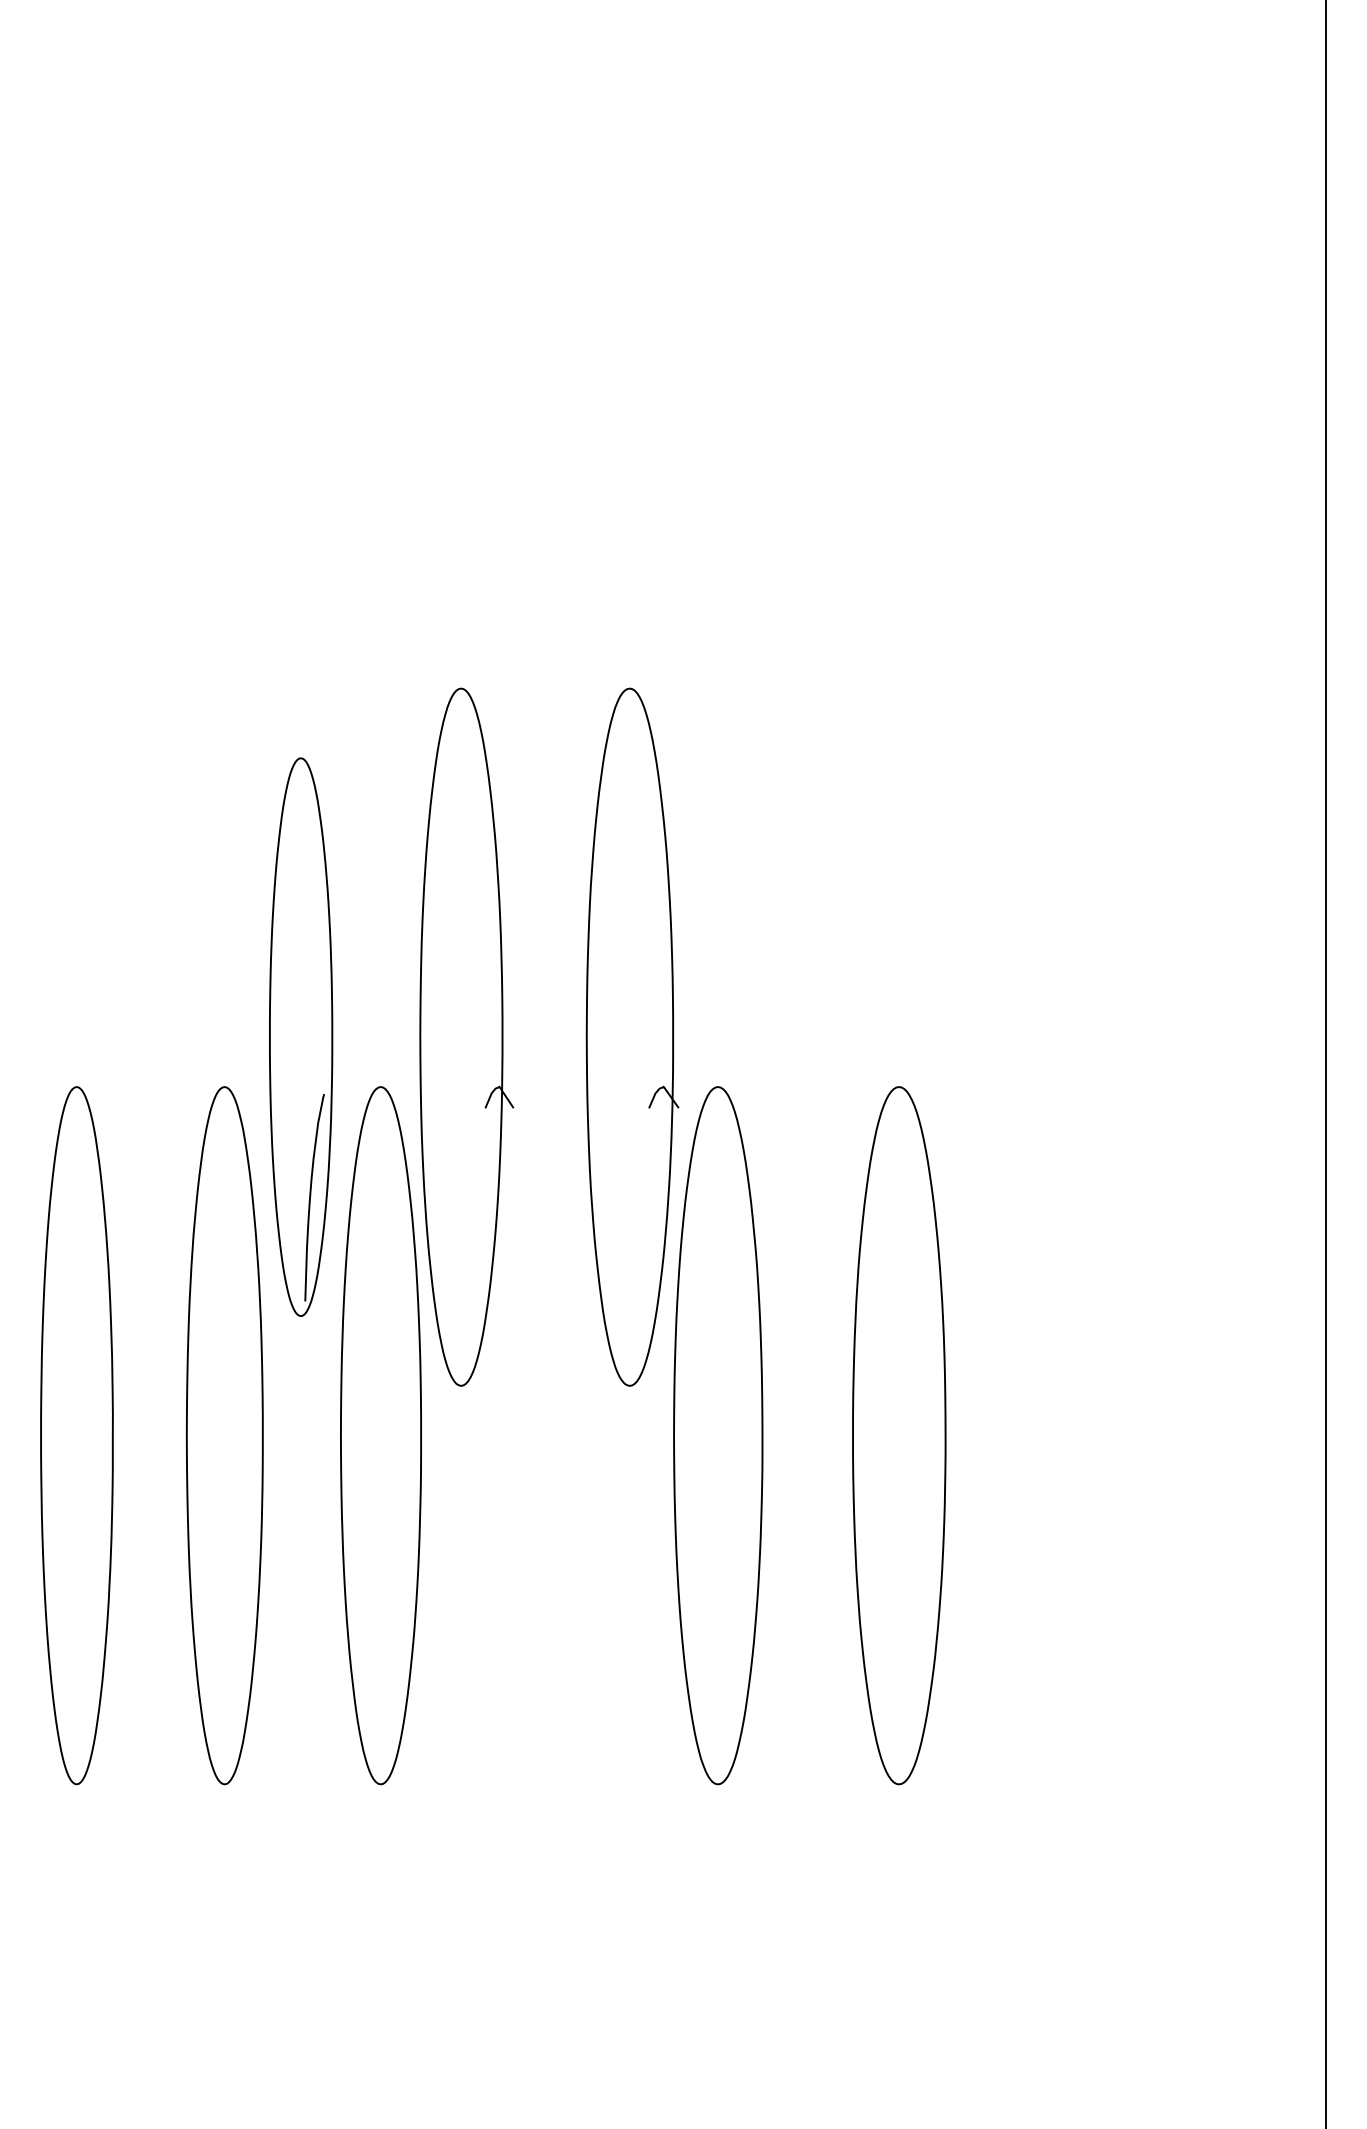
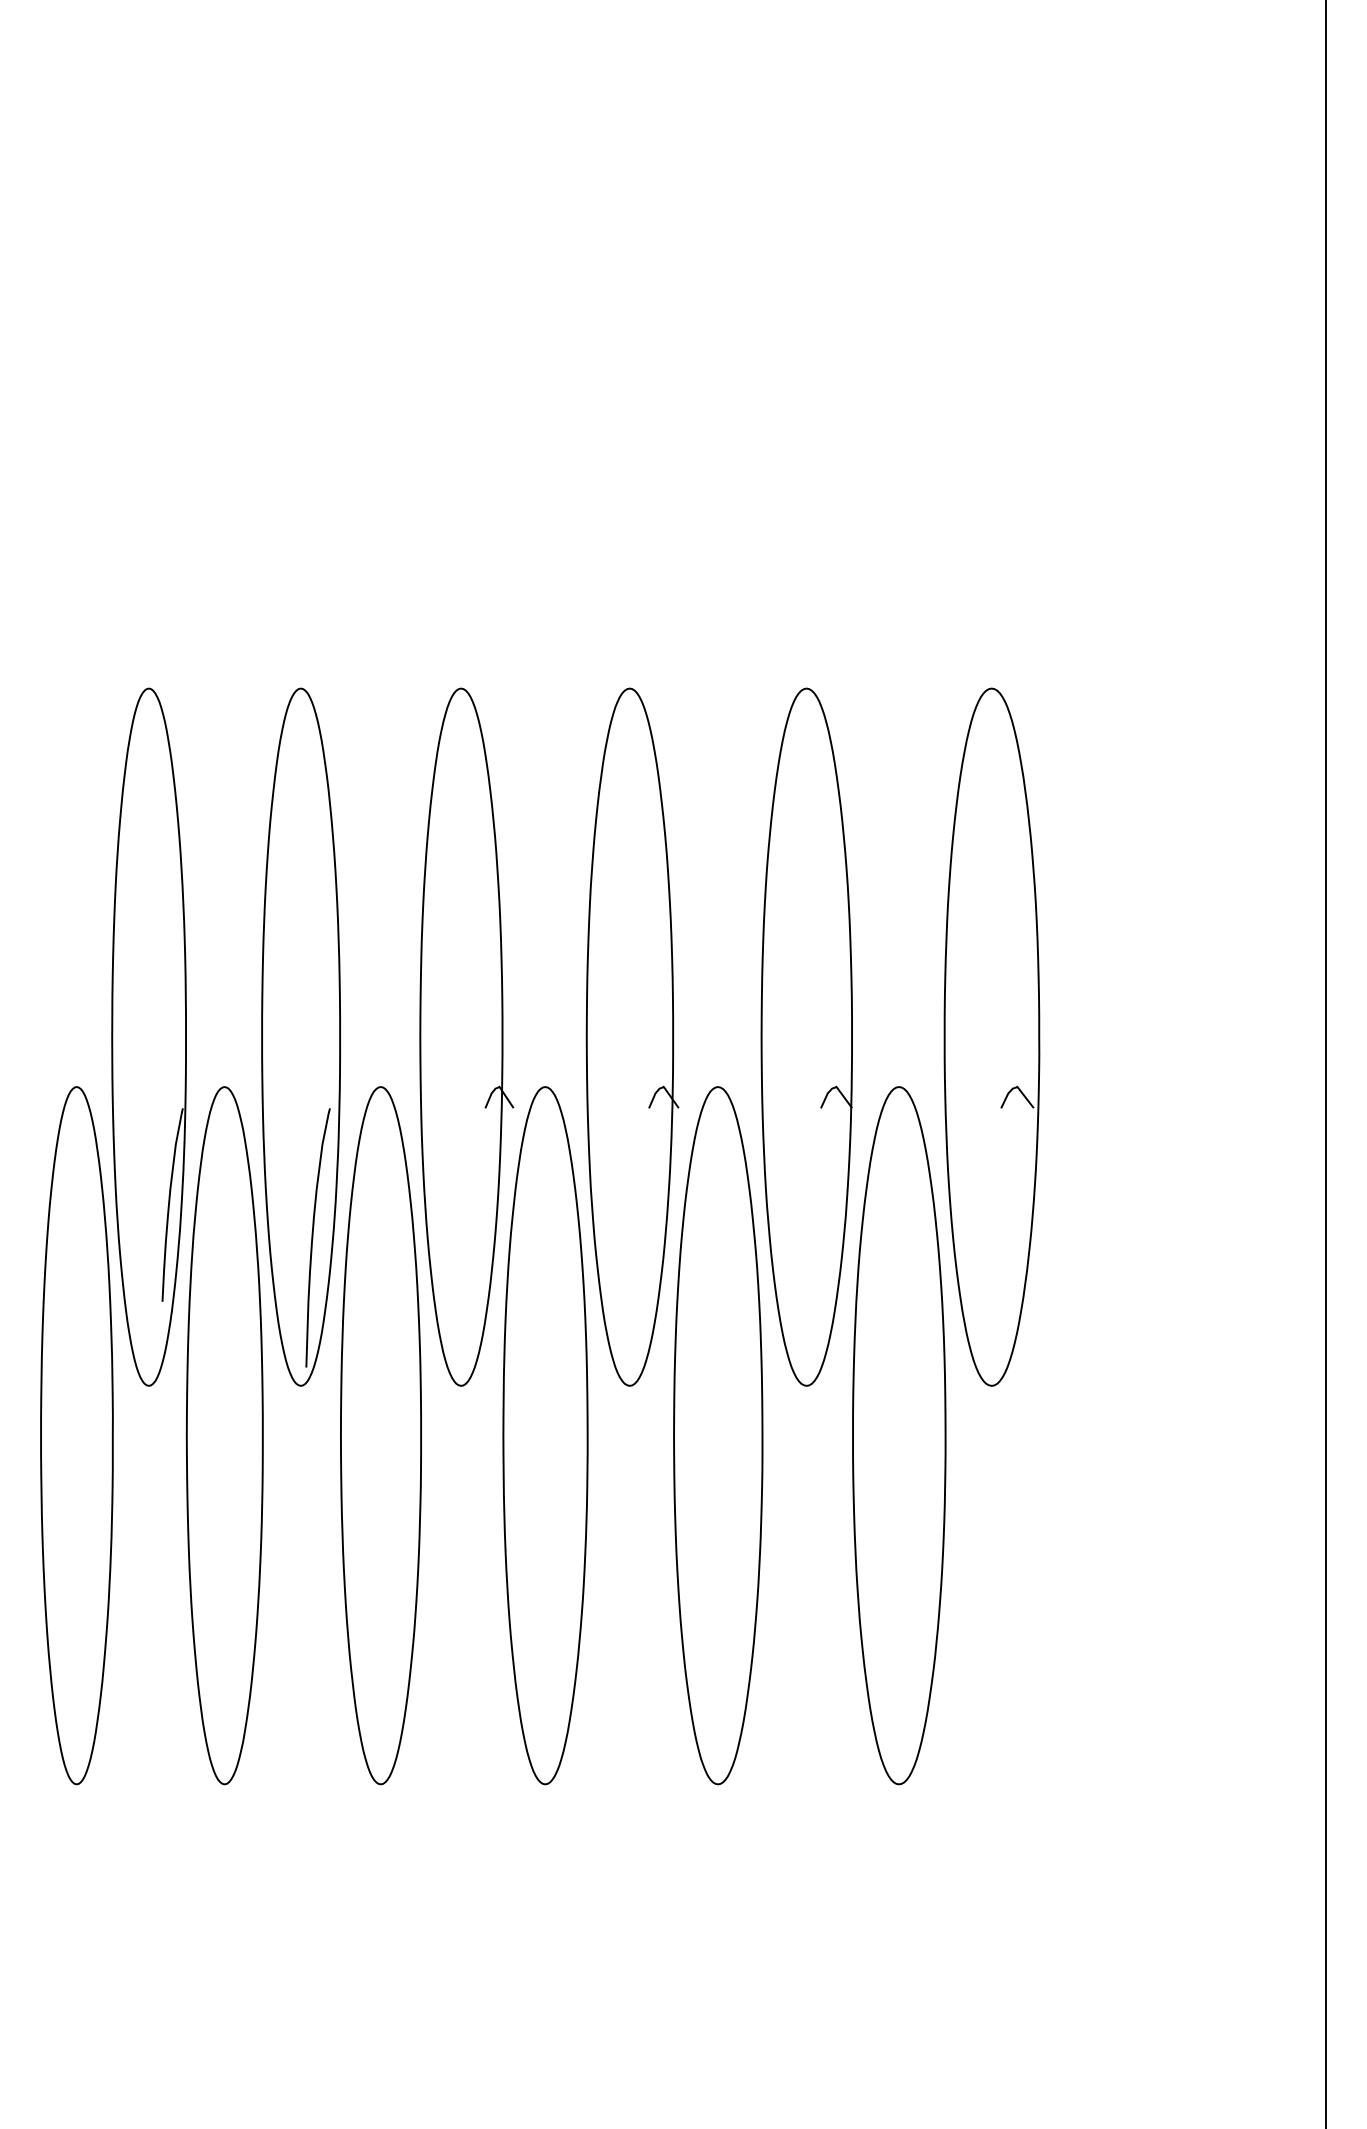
part: none -> present (148, 1036)
part size: 65x560 px -> 80x700 px (300, 1036)
part: none -> present (806, 1036)
part: none -> present (991, 1036)
part: none -> present (545, 1435)
